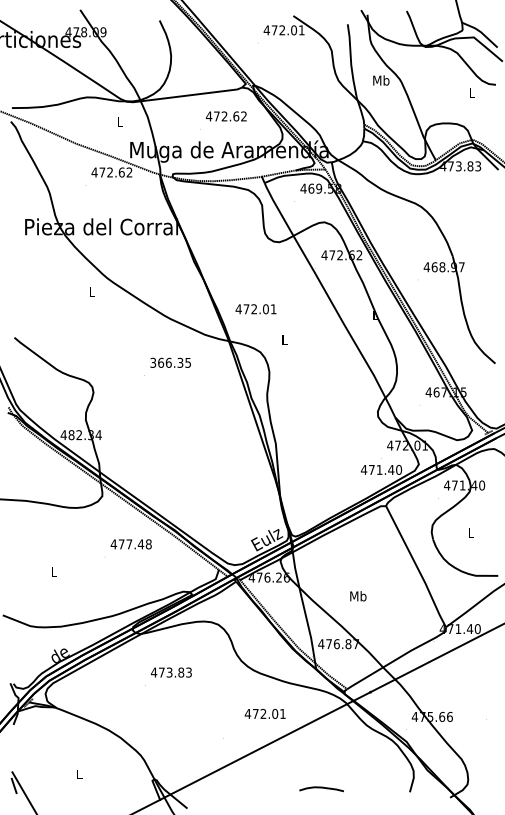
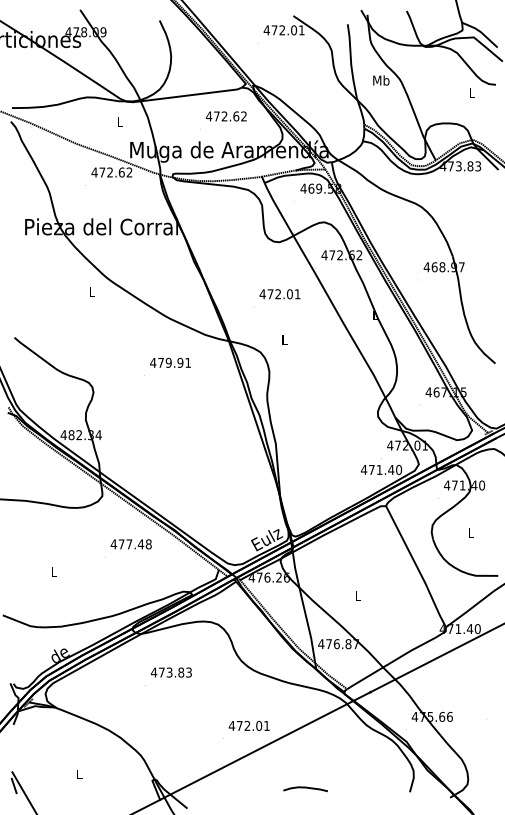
text position: (255, 309) -> (279, 294) (279, 294)
text: 366.35 -> 479.91 (170, 362)
text: Mb -> L (358, 596)
text position: (264, 713) -> (248, 725) (248, 725)
curve position: (321, 788) -> (305, 788) (305, 788)
